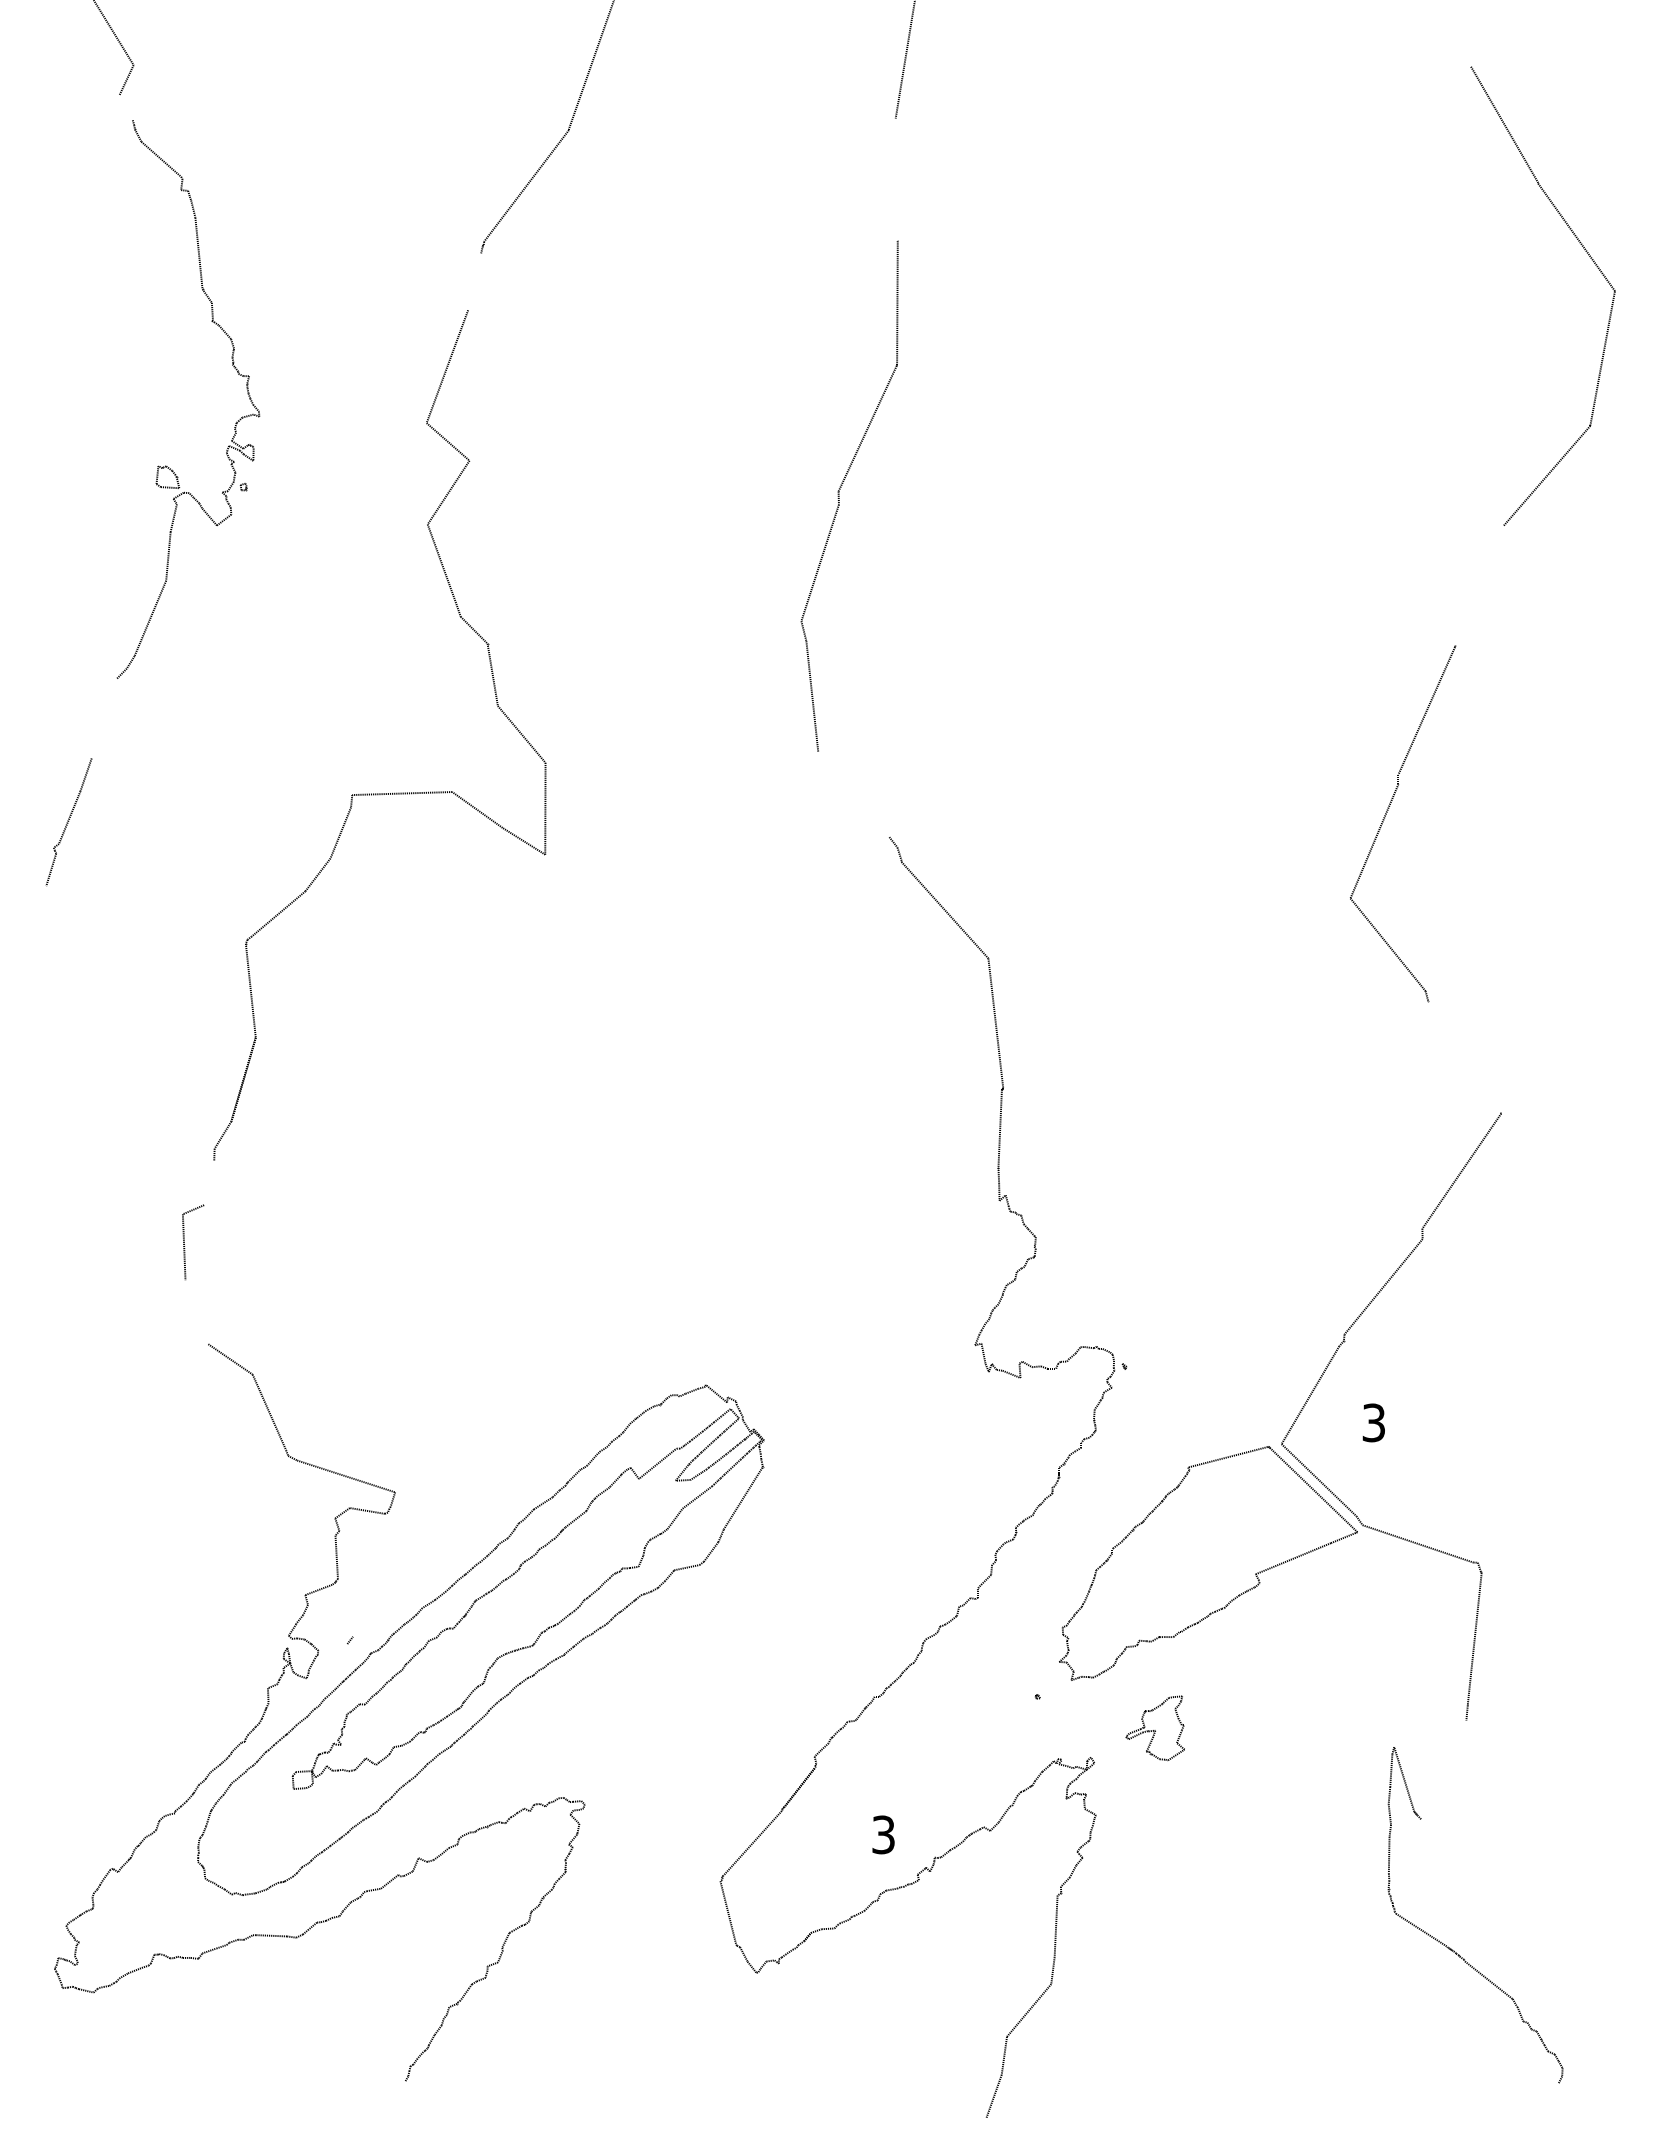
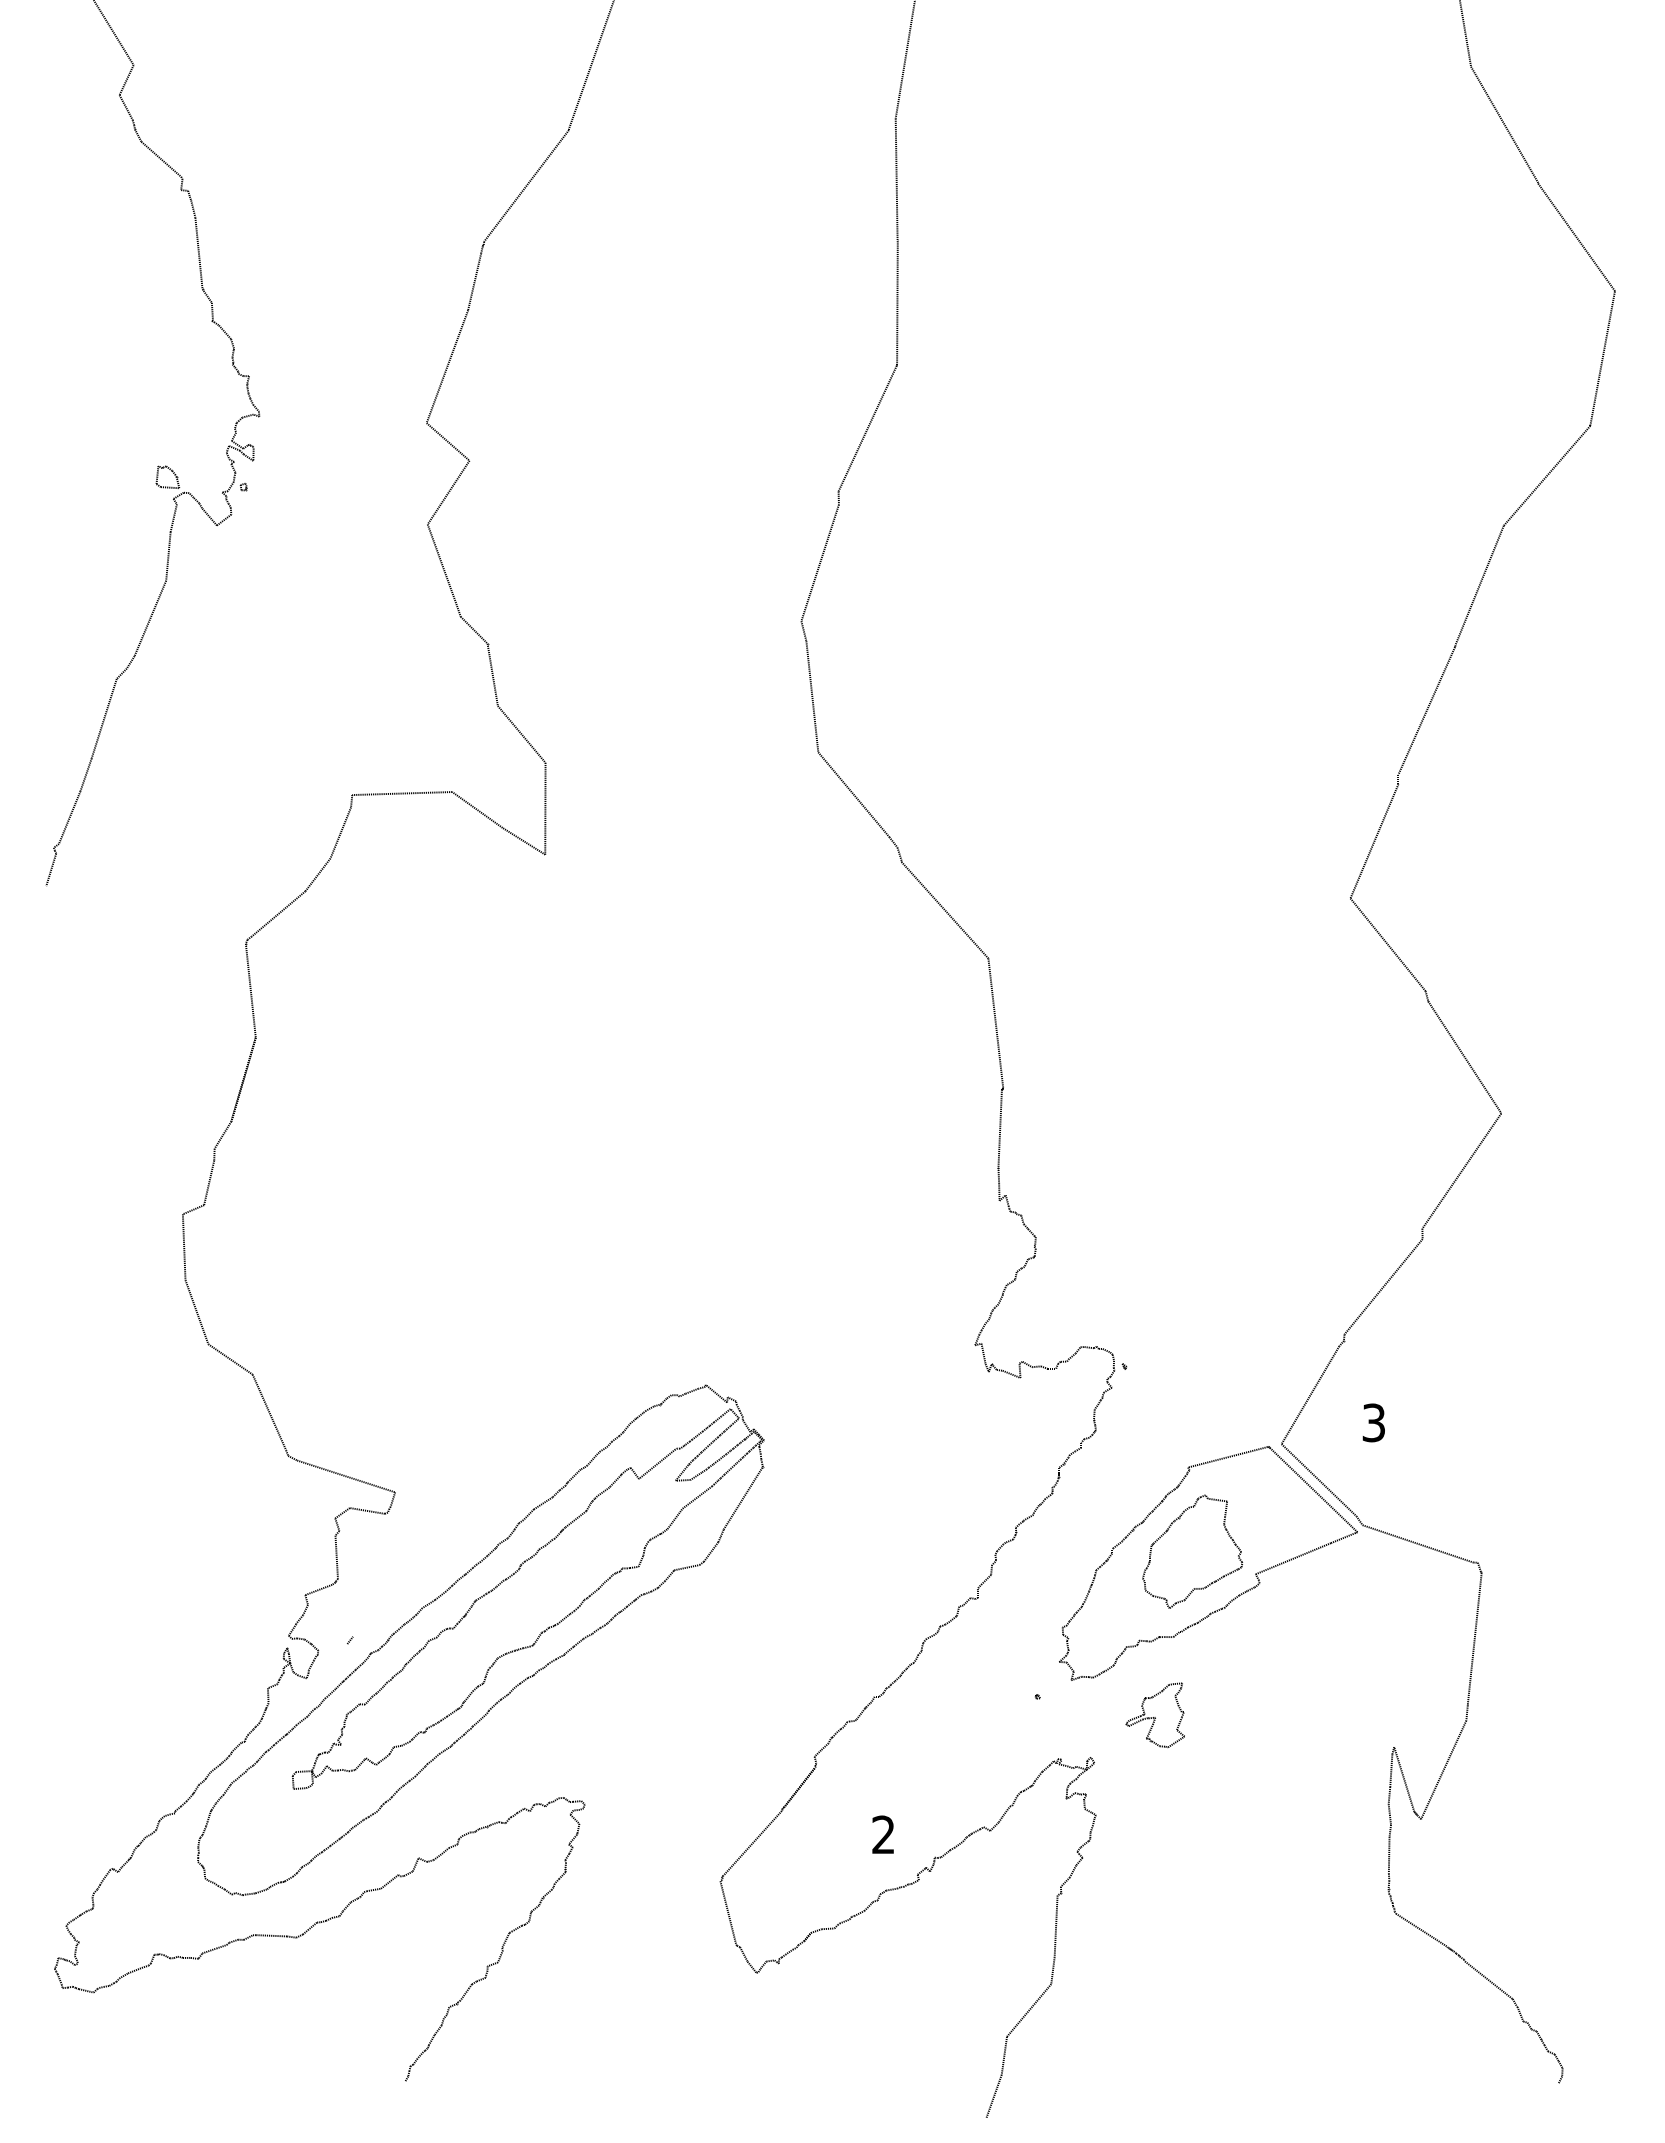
line: none -> present (1465, 34)
line: none -> present (125, 107)
line: none -> present (896, 179)
line: none -> present (474, 281)
line: none -> present (1479, 585)
line: none -> present (103, 718)
line: none -> present (853, 794)
line: none -> present (1464, 1056)
line: none -> present (209, 1182)
line: none -> present (196, 1312)
part: none -> present (1168, 1530)
part position: (1154, 1728) -> (1154, 1715) (1154, 1715)
line: none -> present (1443, 1769)
text: 3 -> 2 (883, 1834)
